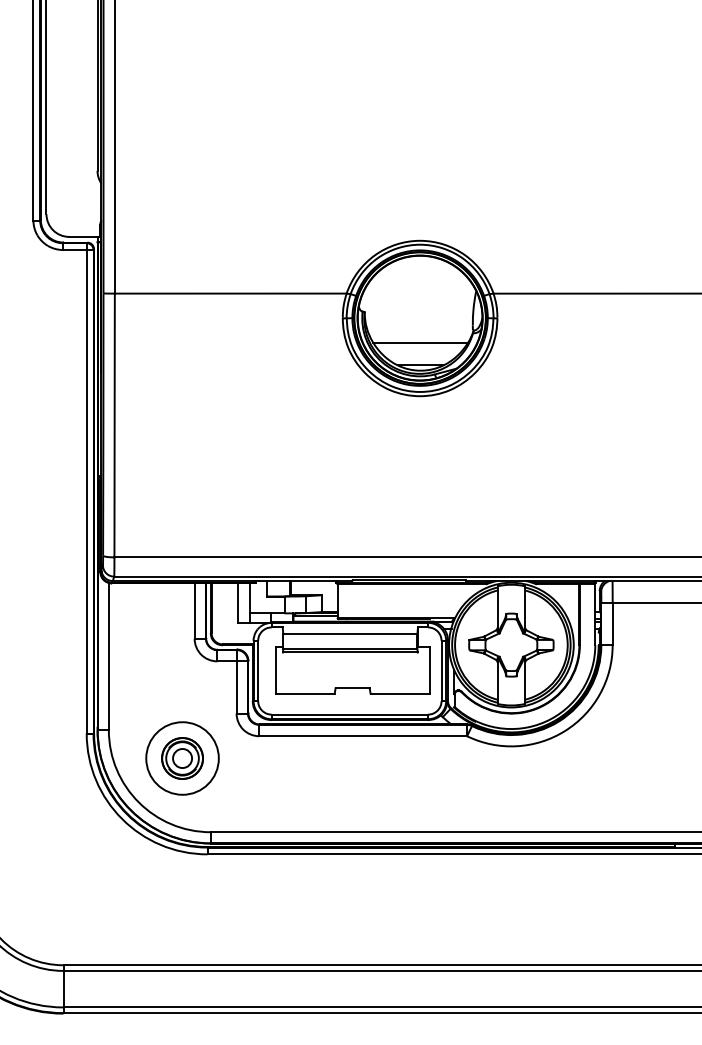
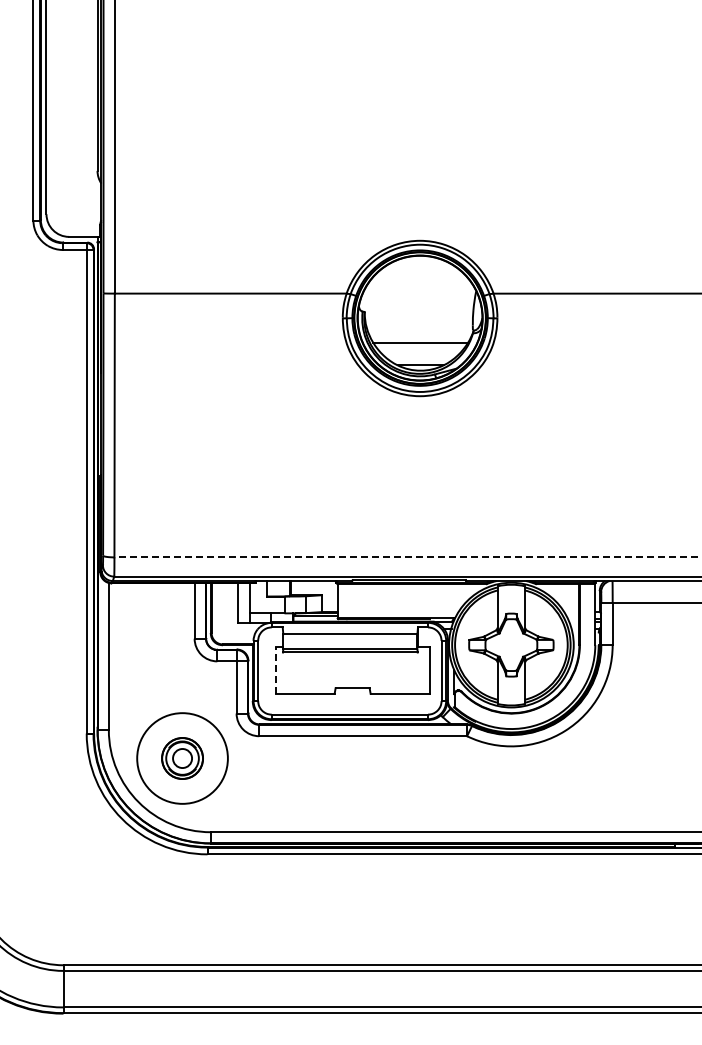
line: solid -> dashed (407, 557)
line: solid -> dashed (275, 670)
circle diameter: 73 px -> 91 px (182, 758)
